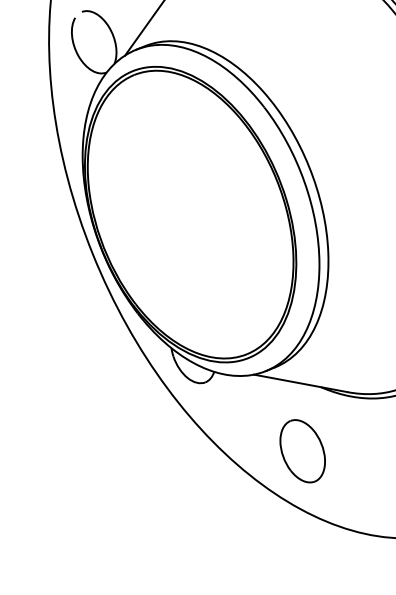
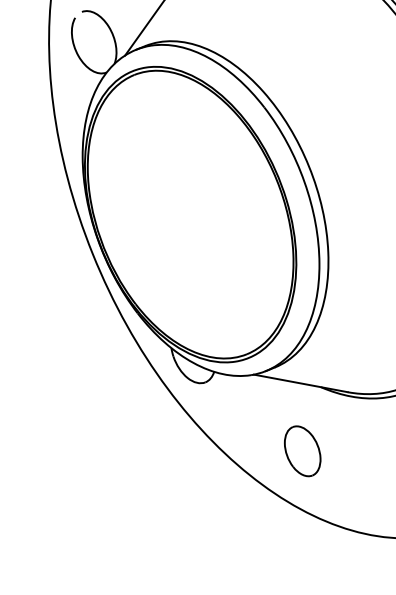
part size: 47x65 px -> 38x53 px (302, 451)
